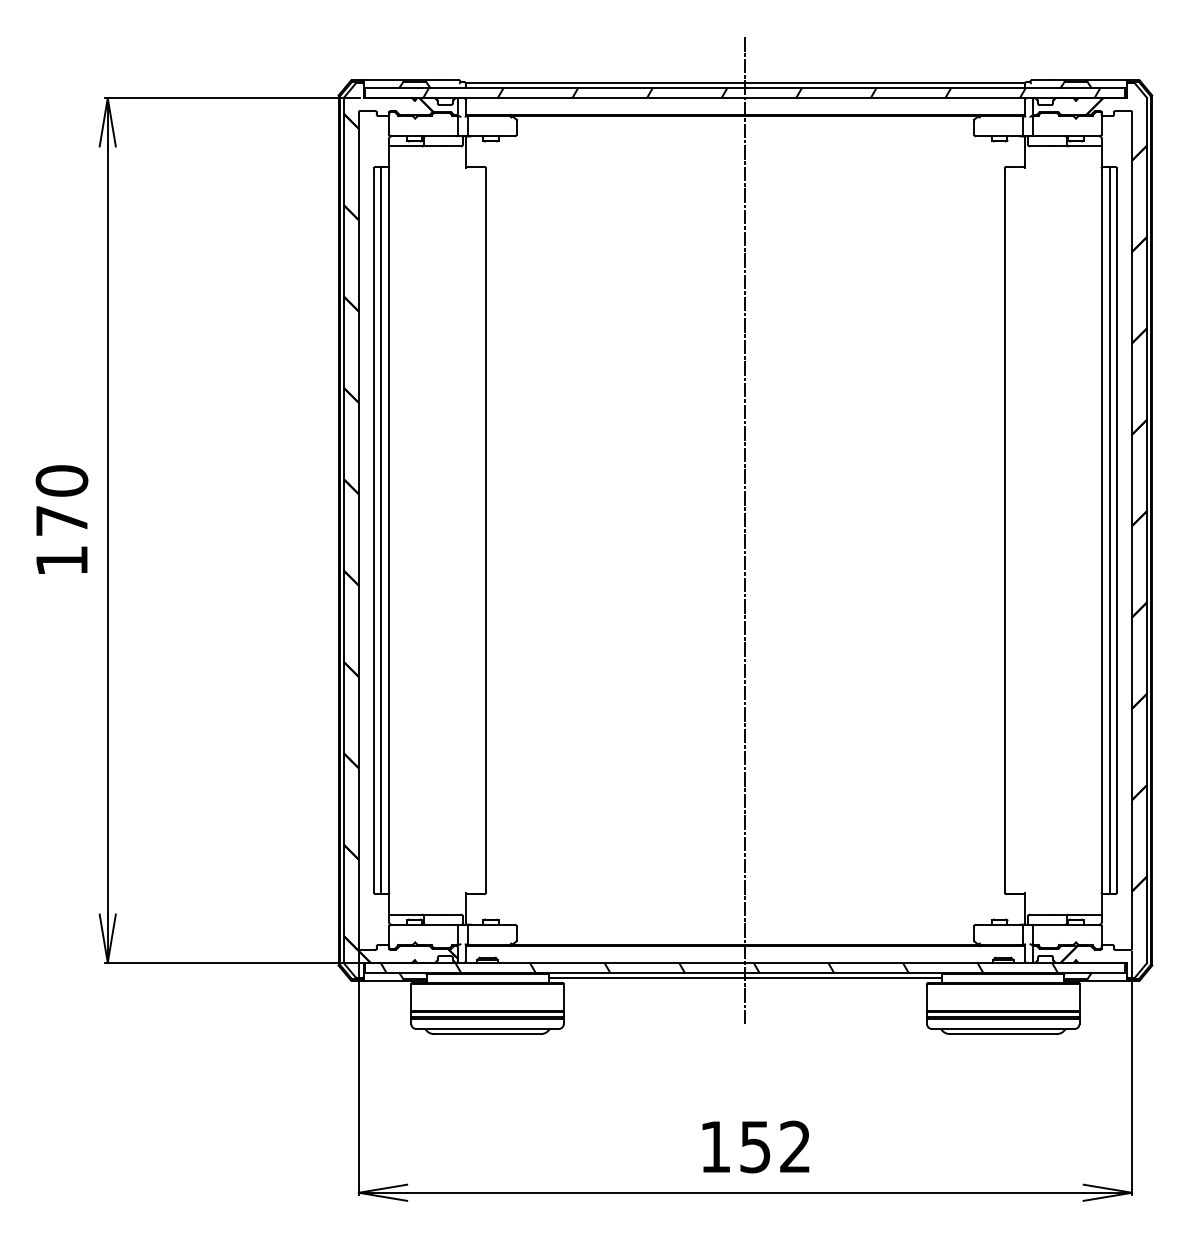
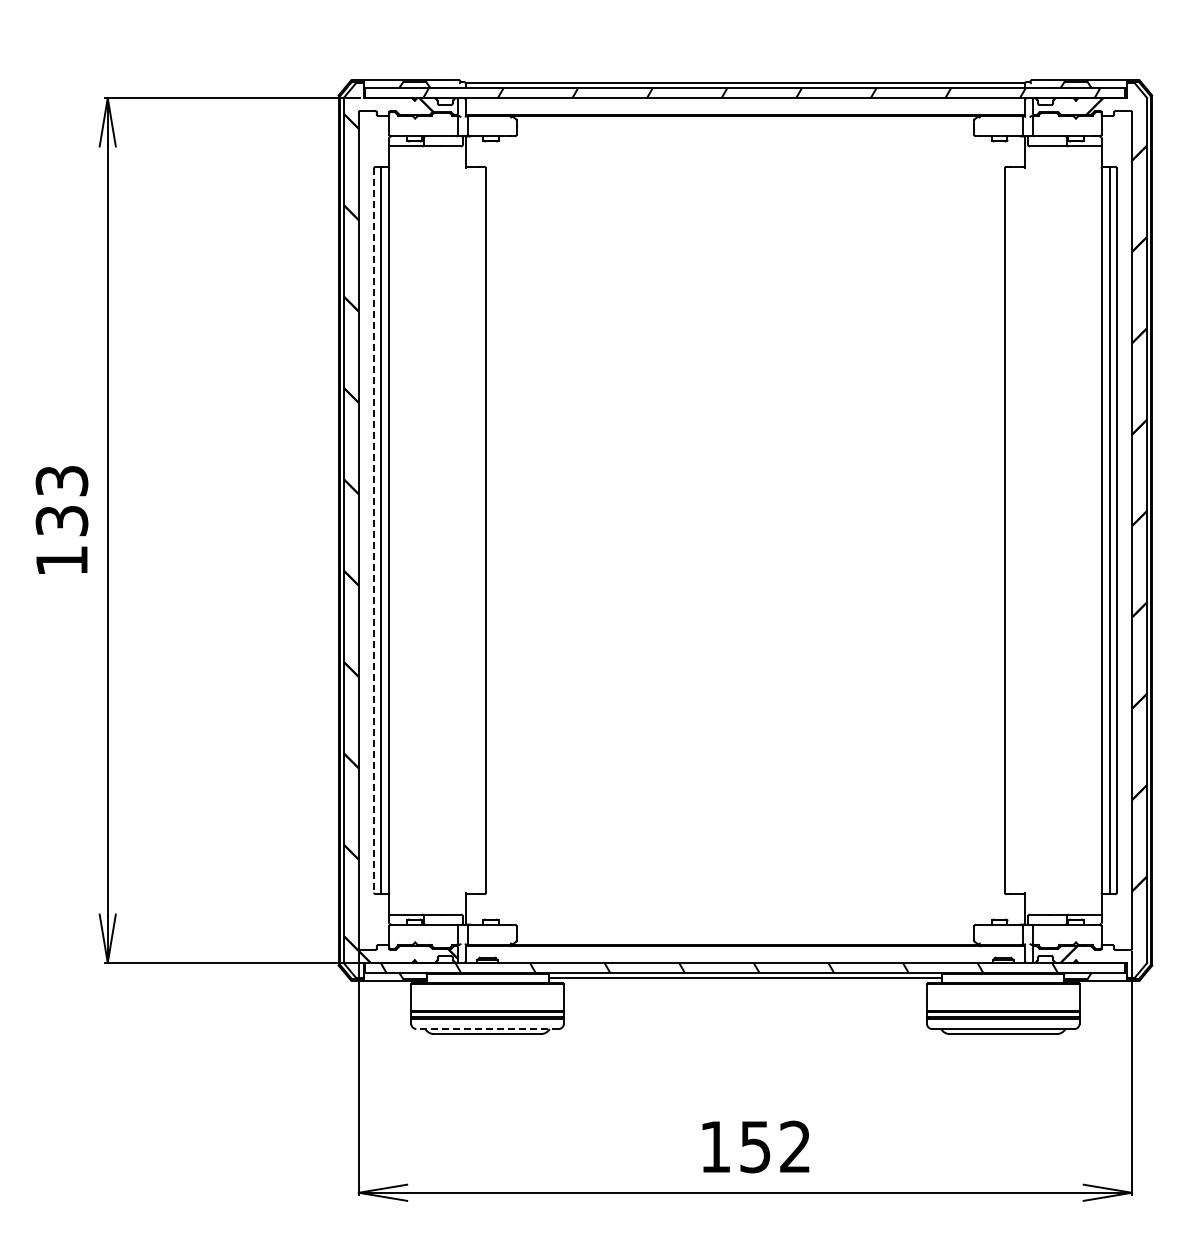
text: 170 -> 133 (61, 500)
line: present -> none (745, 530)
line: solid -> dashed (374, 531)
line: solid -> dashed (487, 1029)
